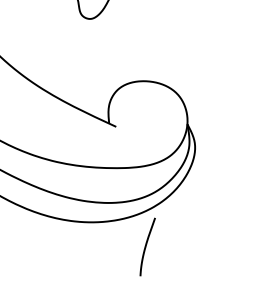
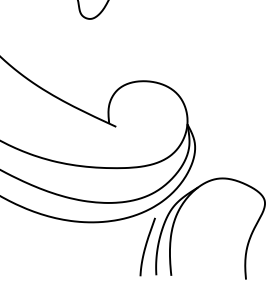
part: none -> present (177, 216)
